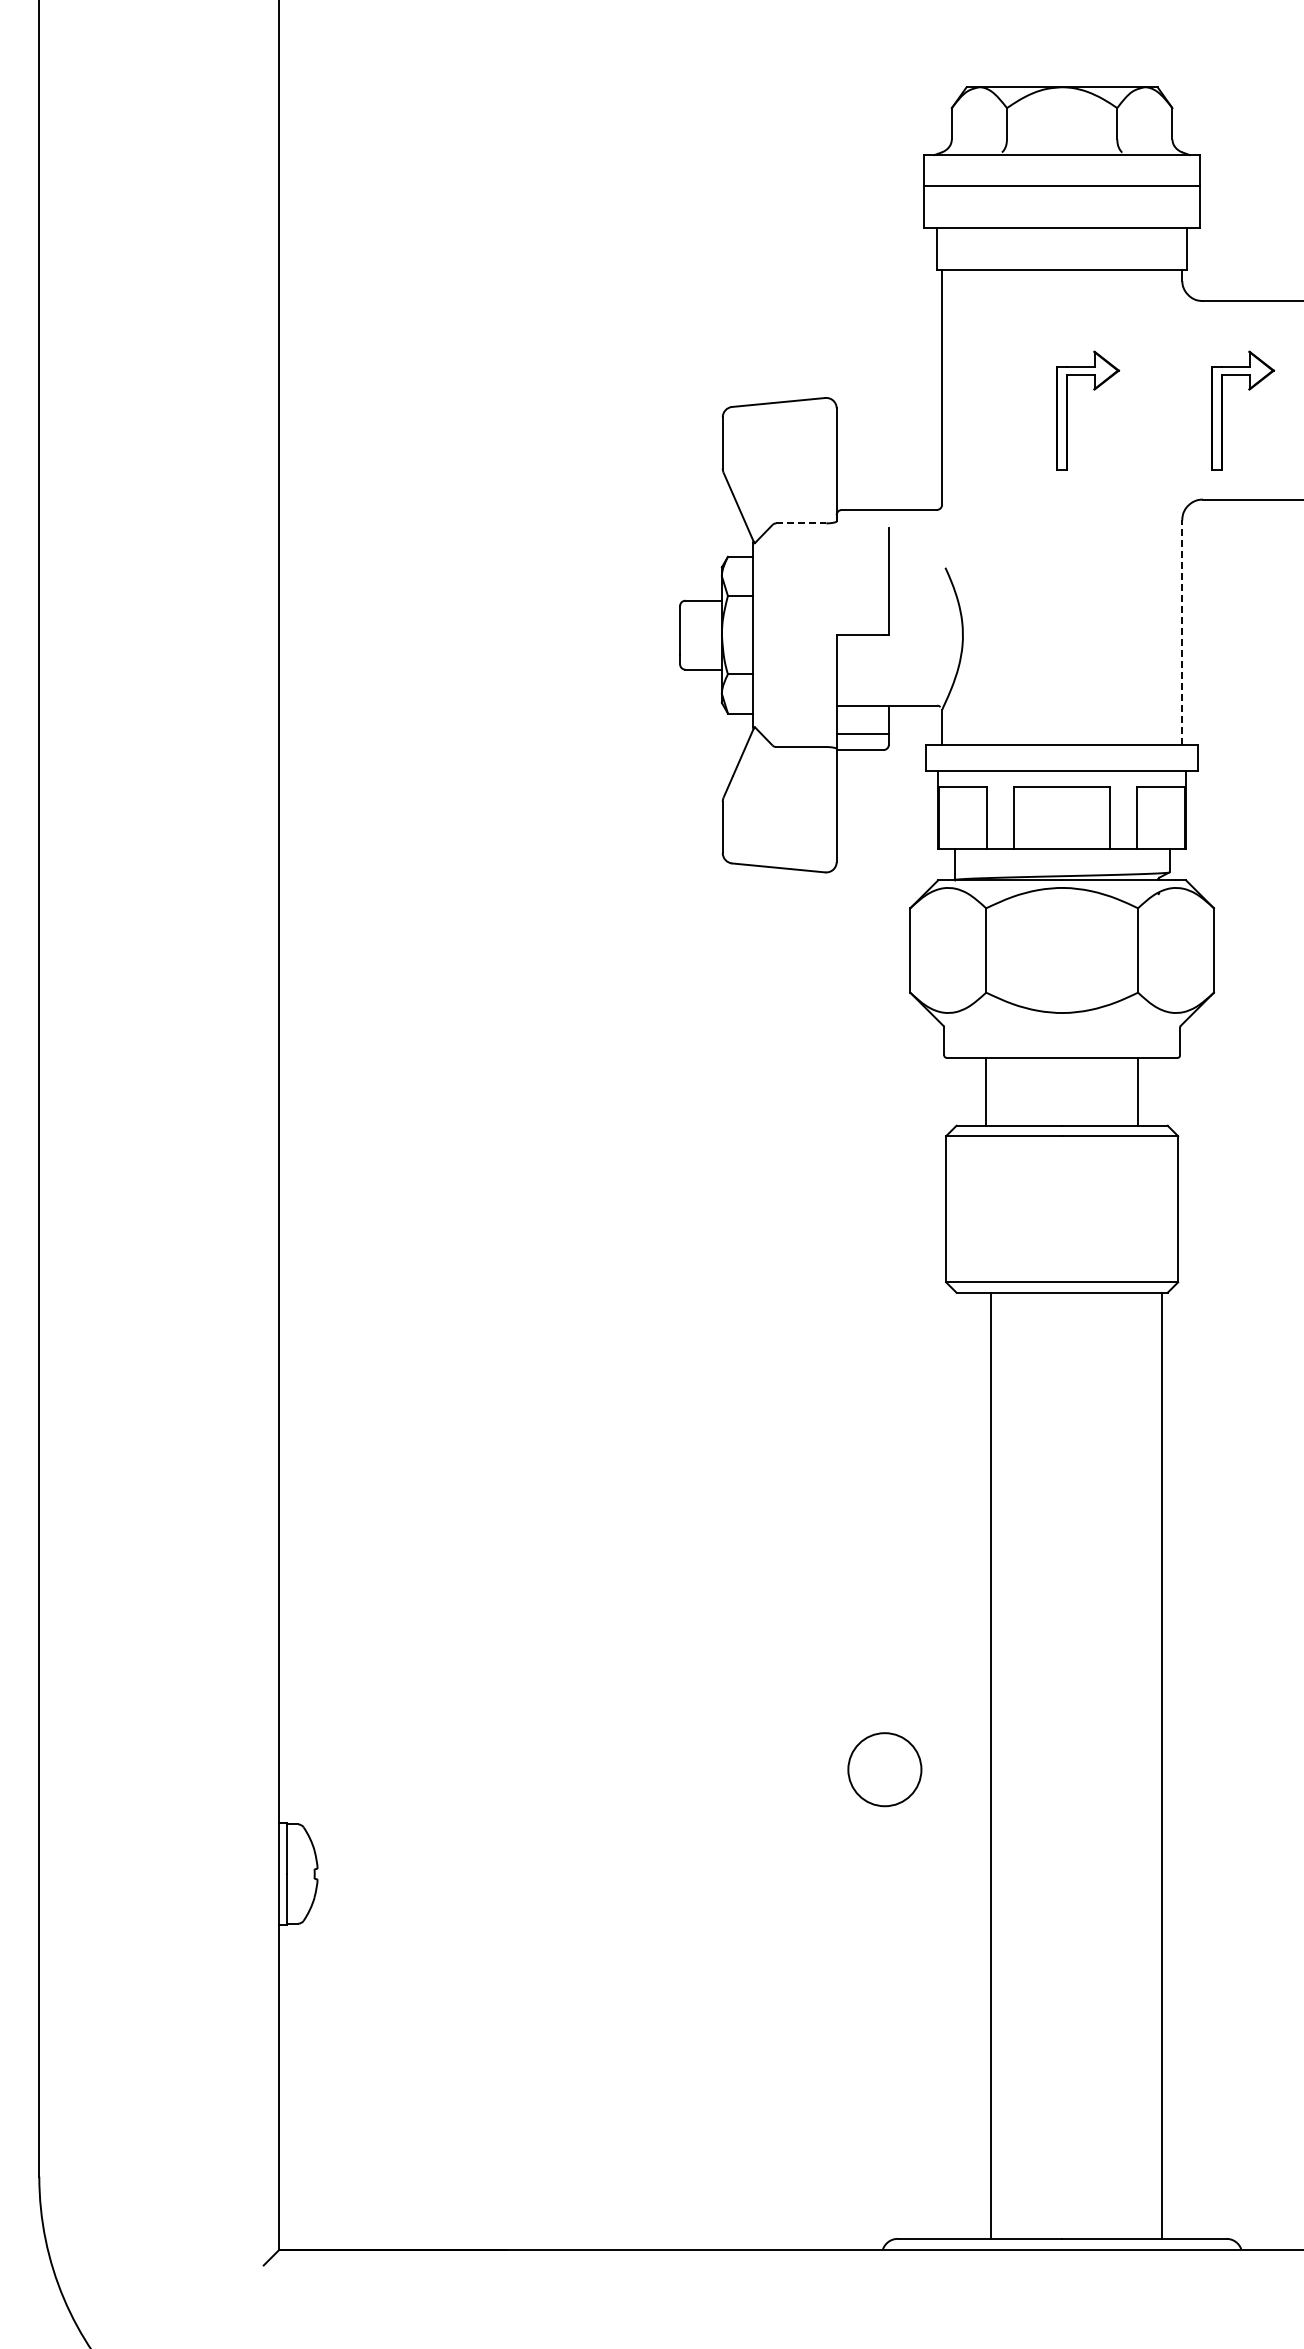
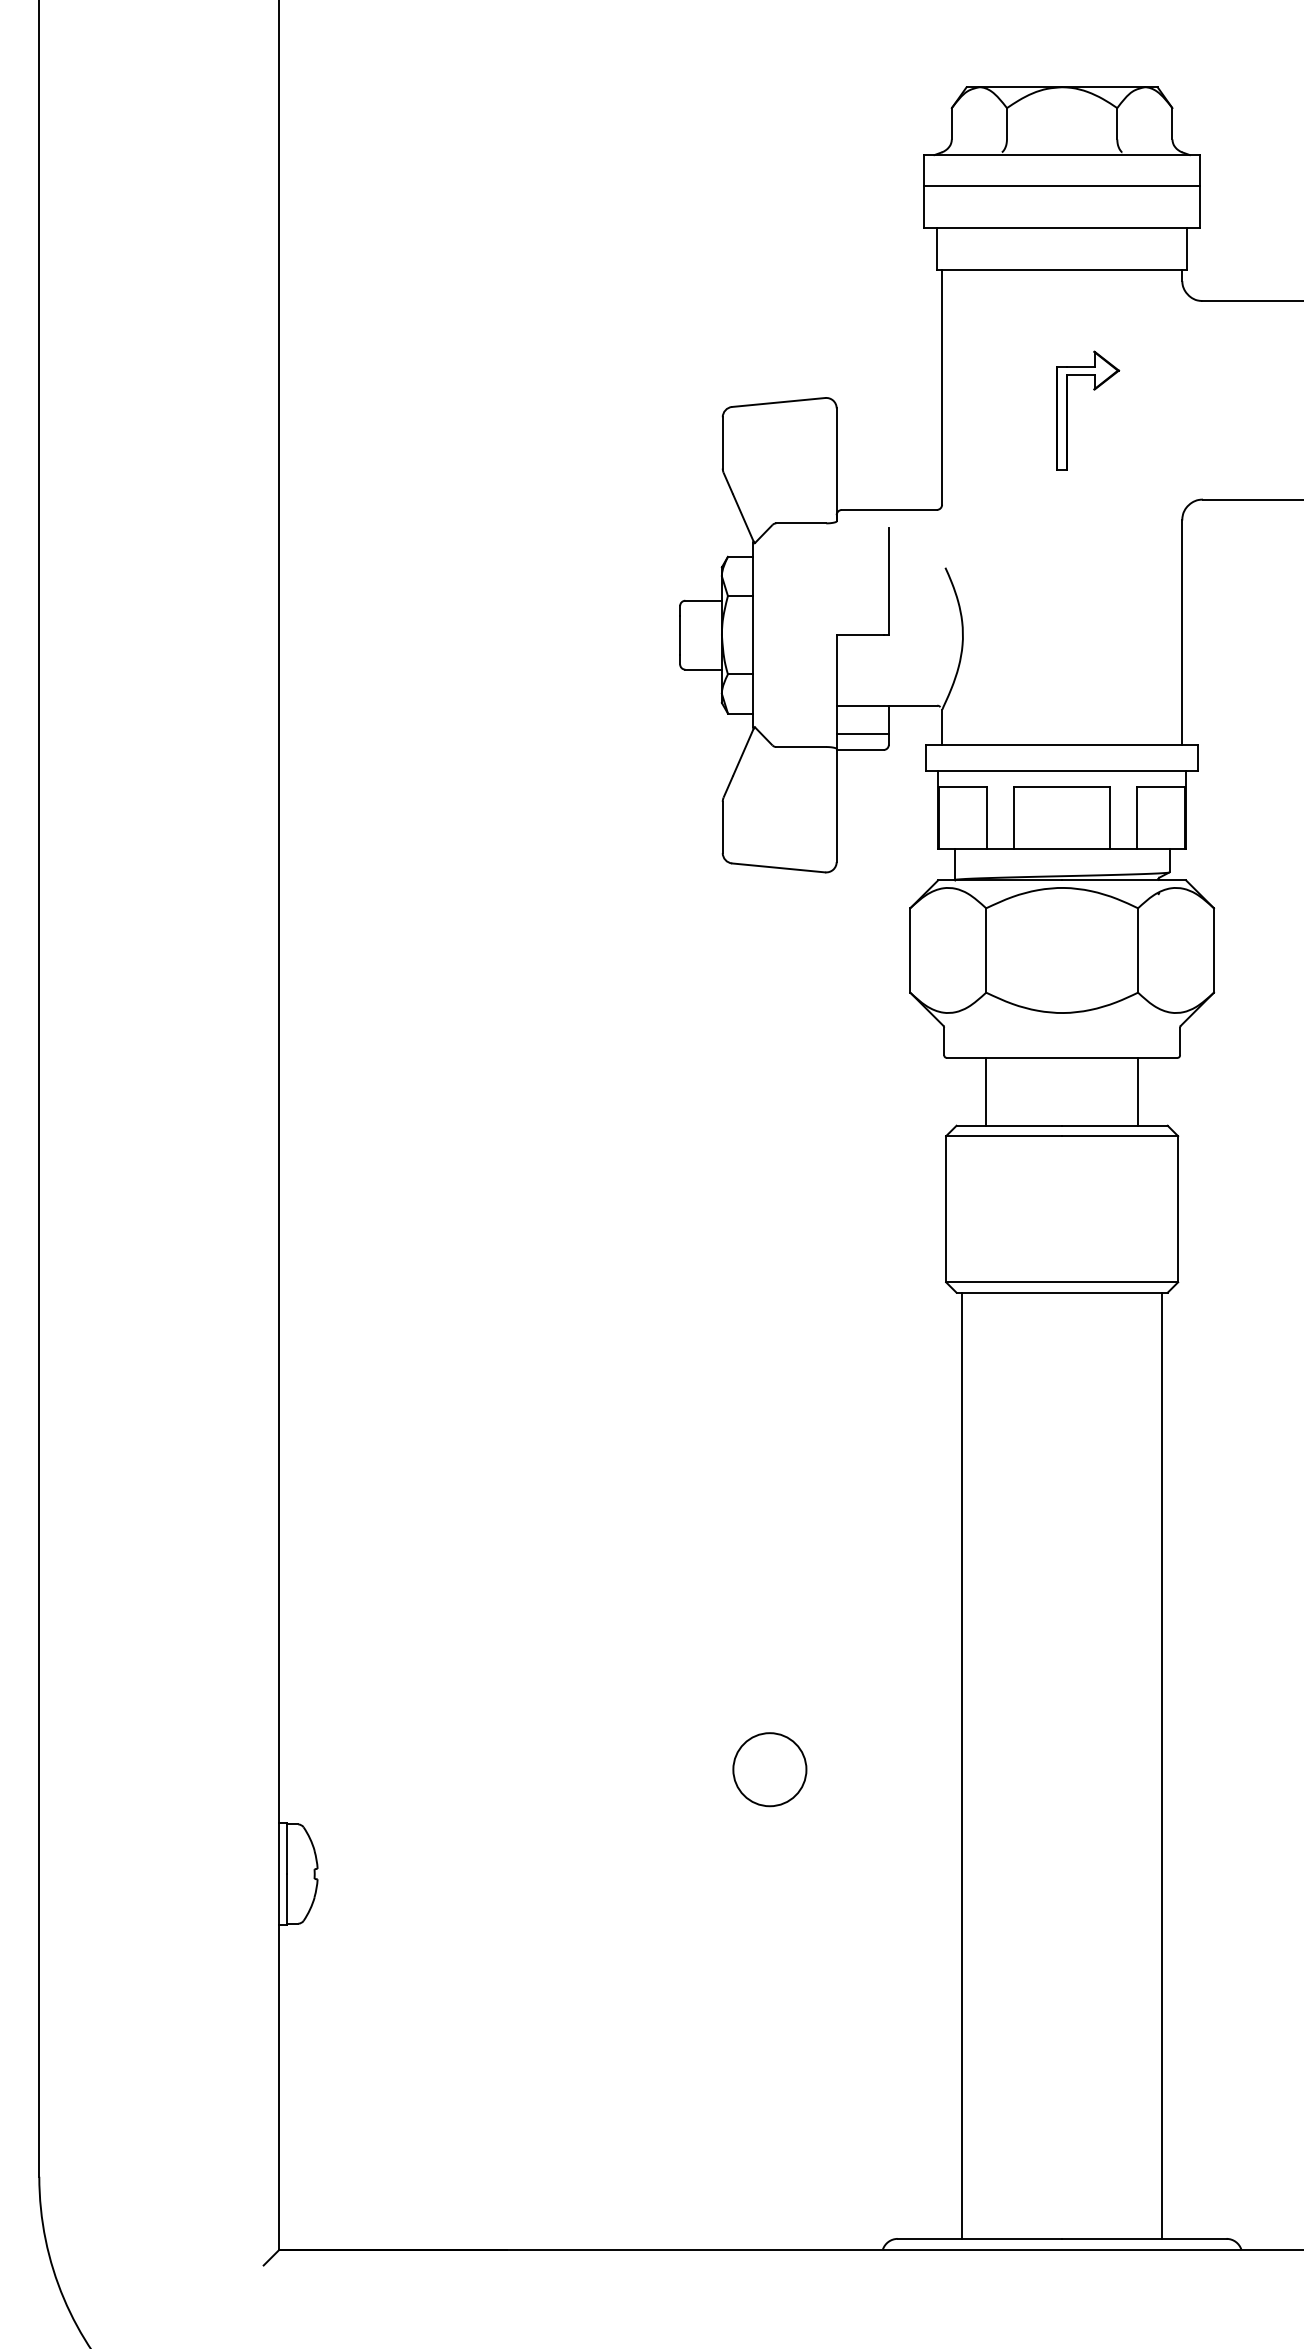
part: present -> none (1248, 390)
line: dashed -> solid (801, 523)
line: dashed -> solid (1182, 632)
line position: (991, 1765) -> (962, 1765) (962, 1765)
circle position: (884, 1769) -> (769, 1769) (769, 1769)
